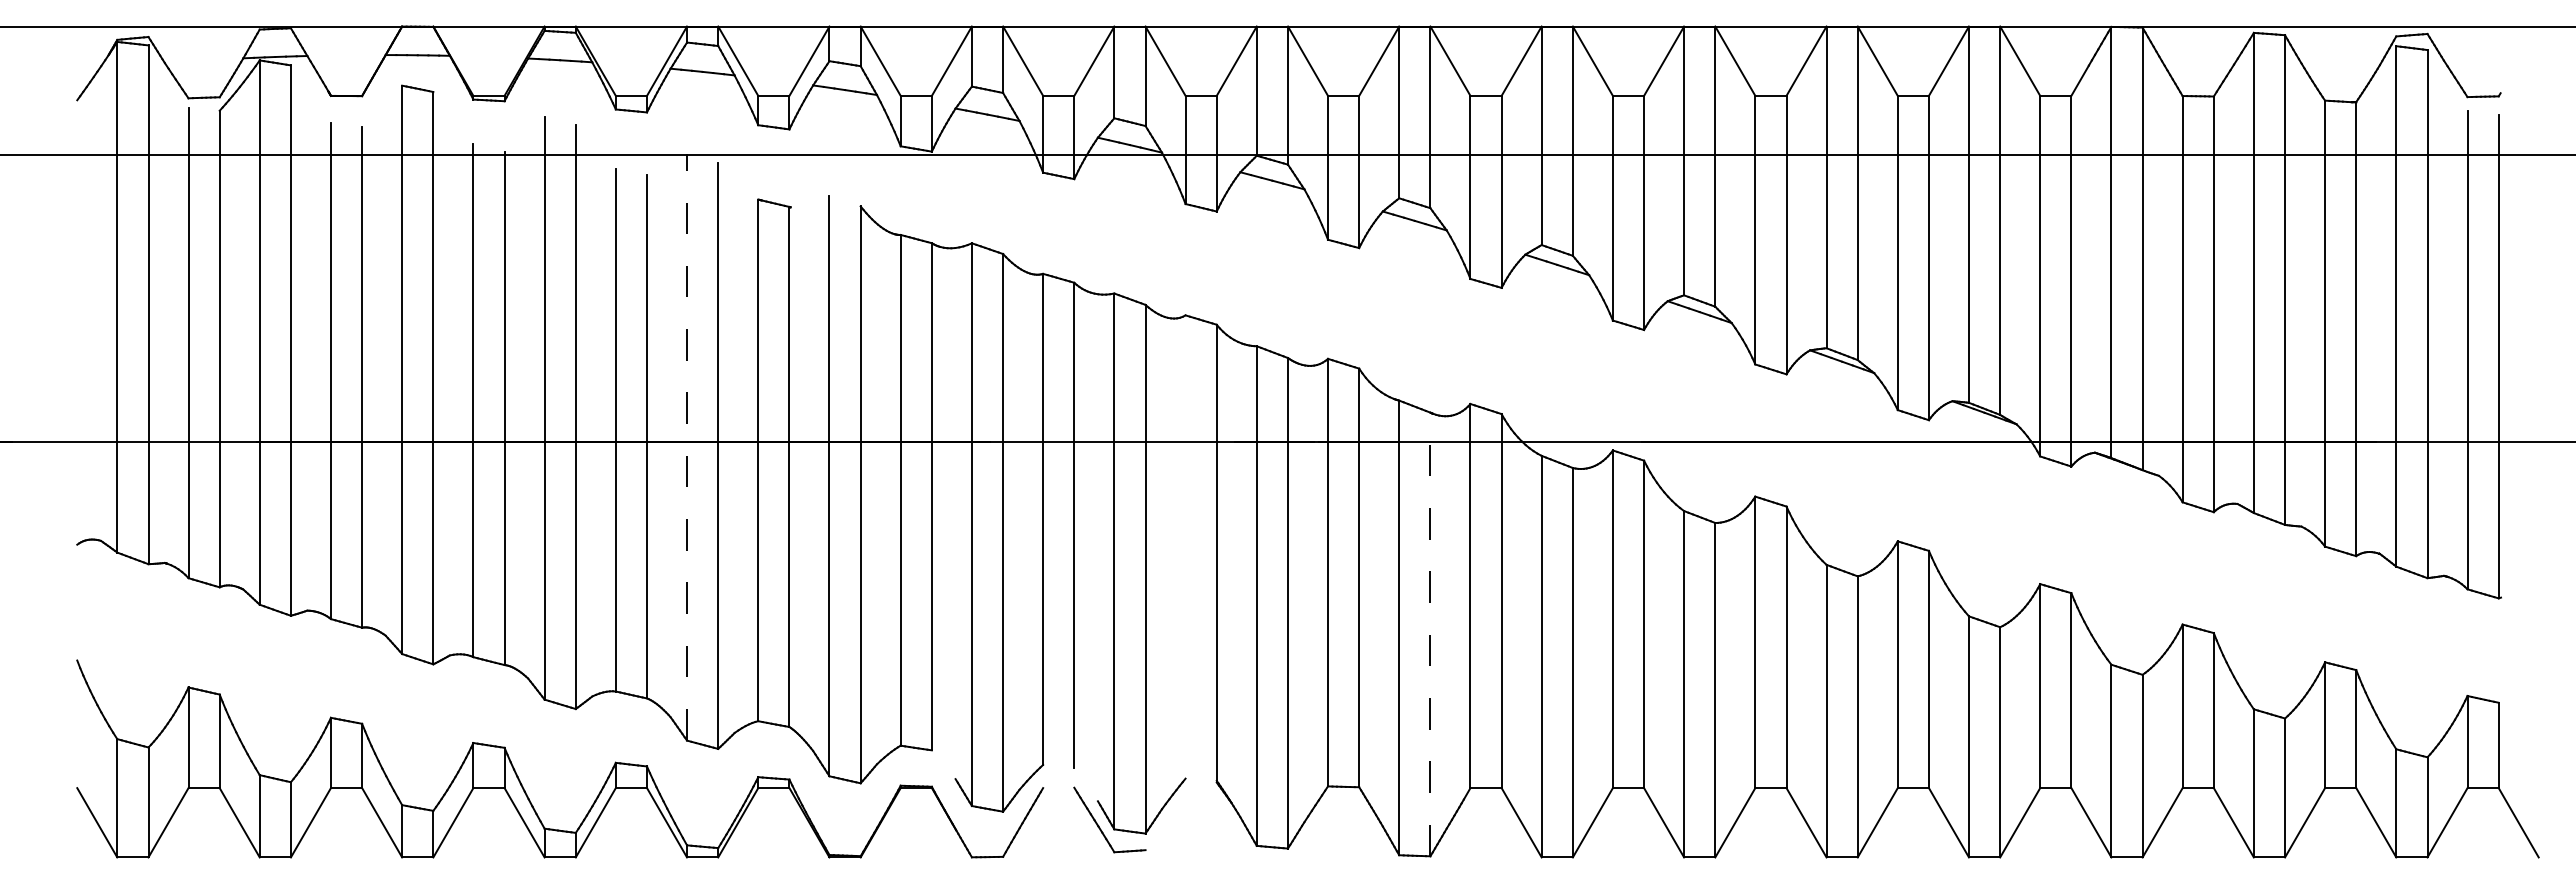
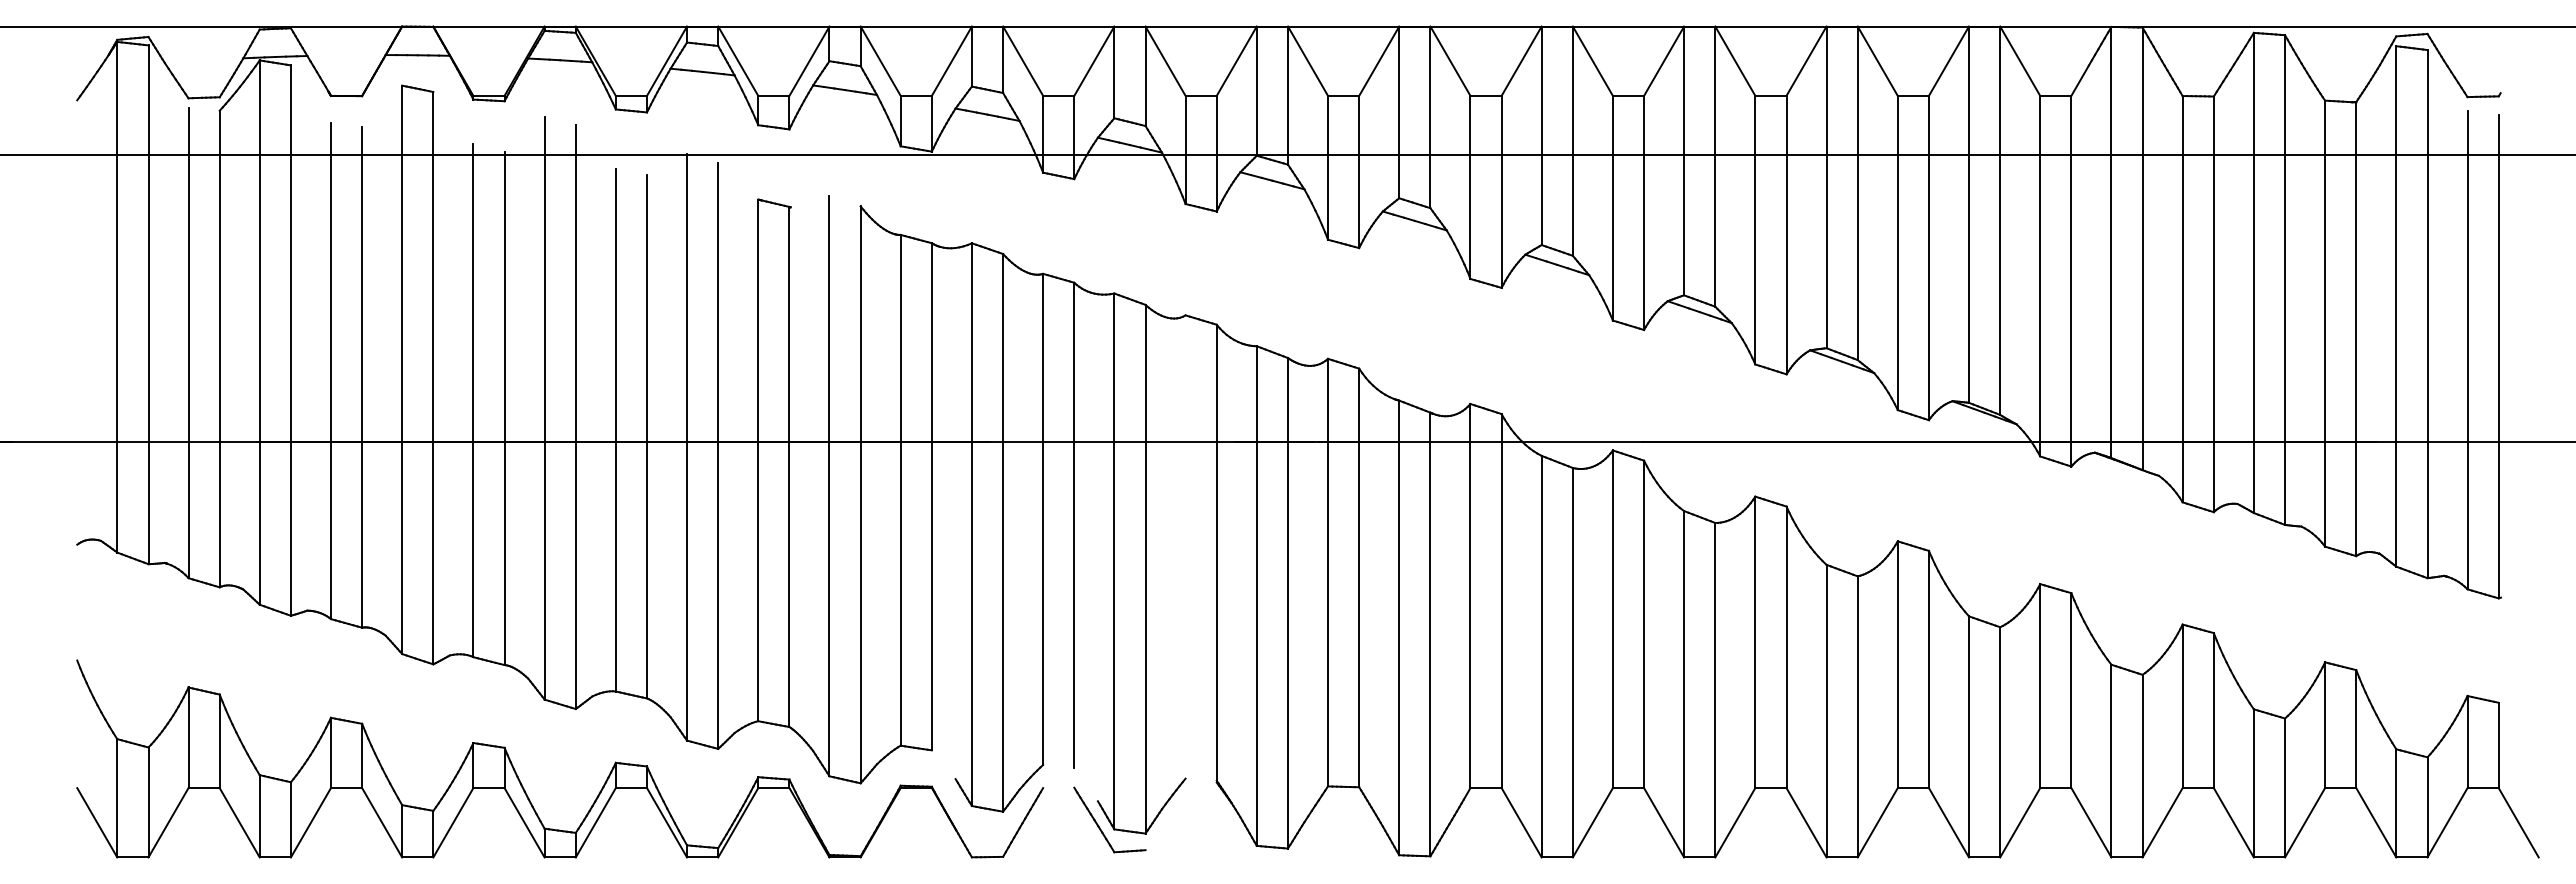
line: dashed -> solid (687, 446)
line: dashed -> solid (1430, 634)
